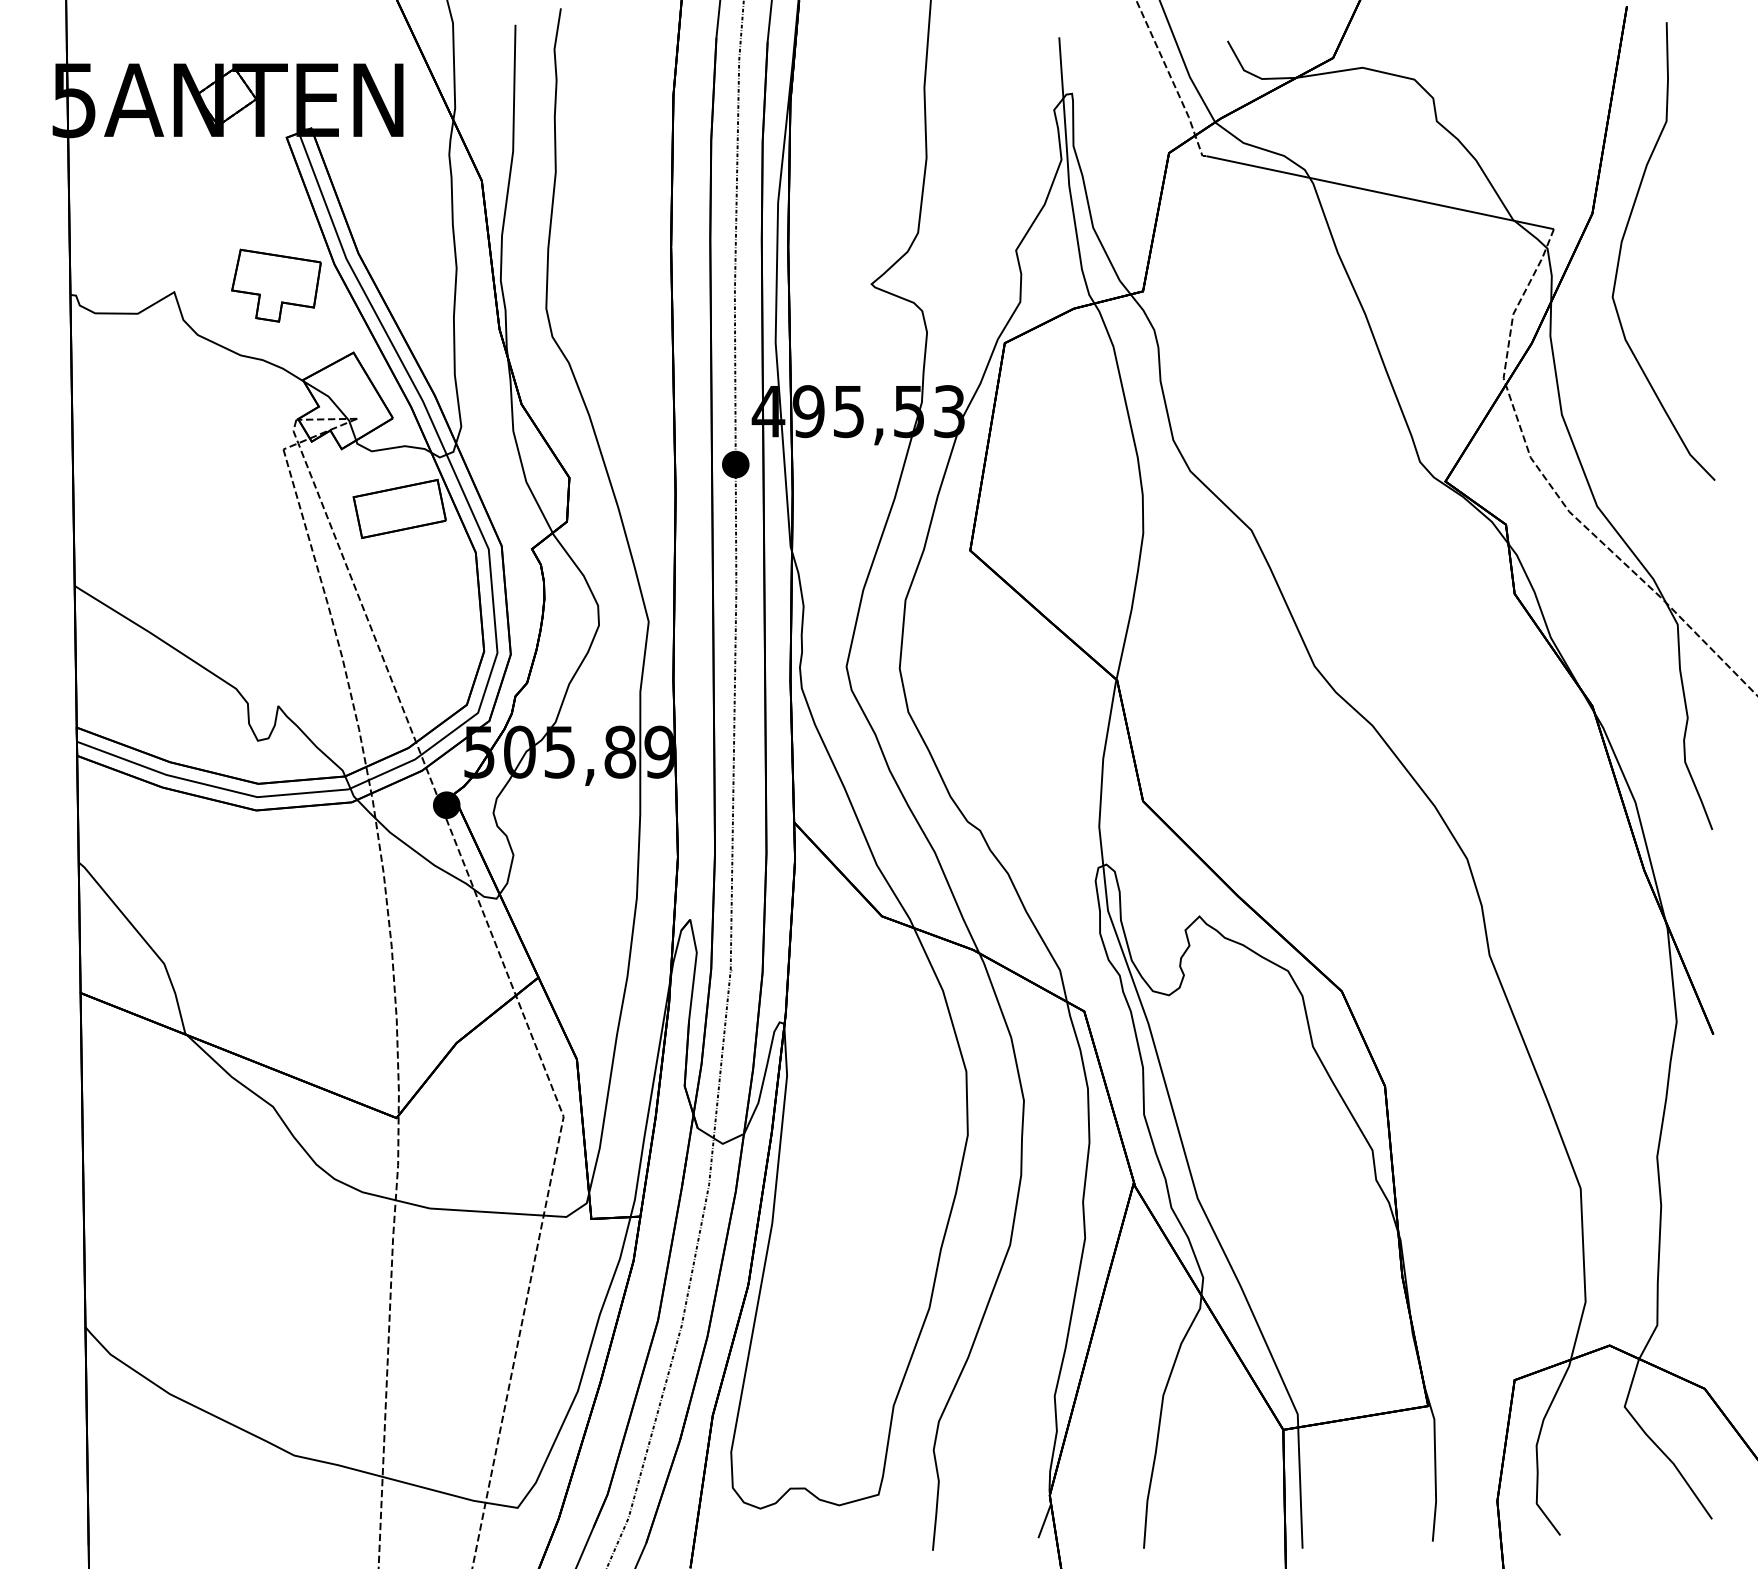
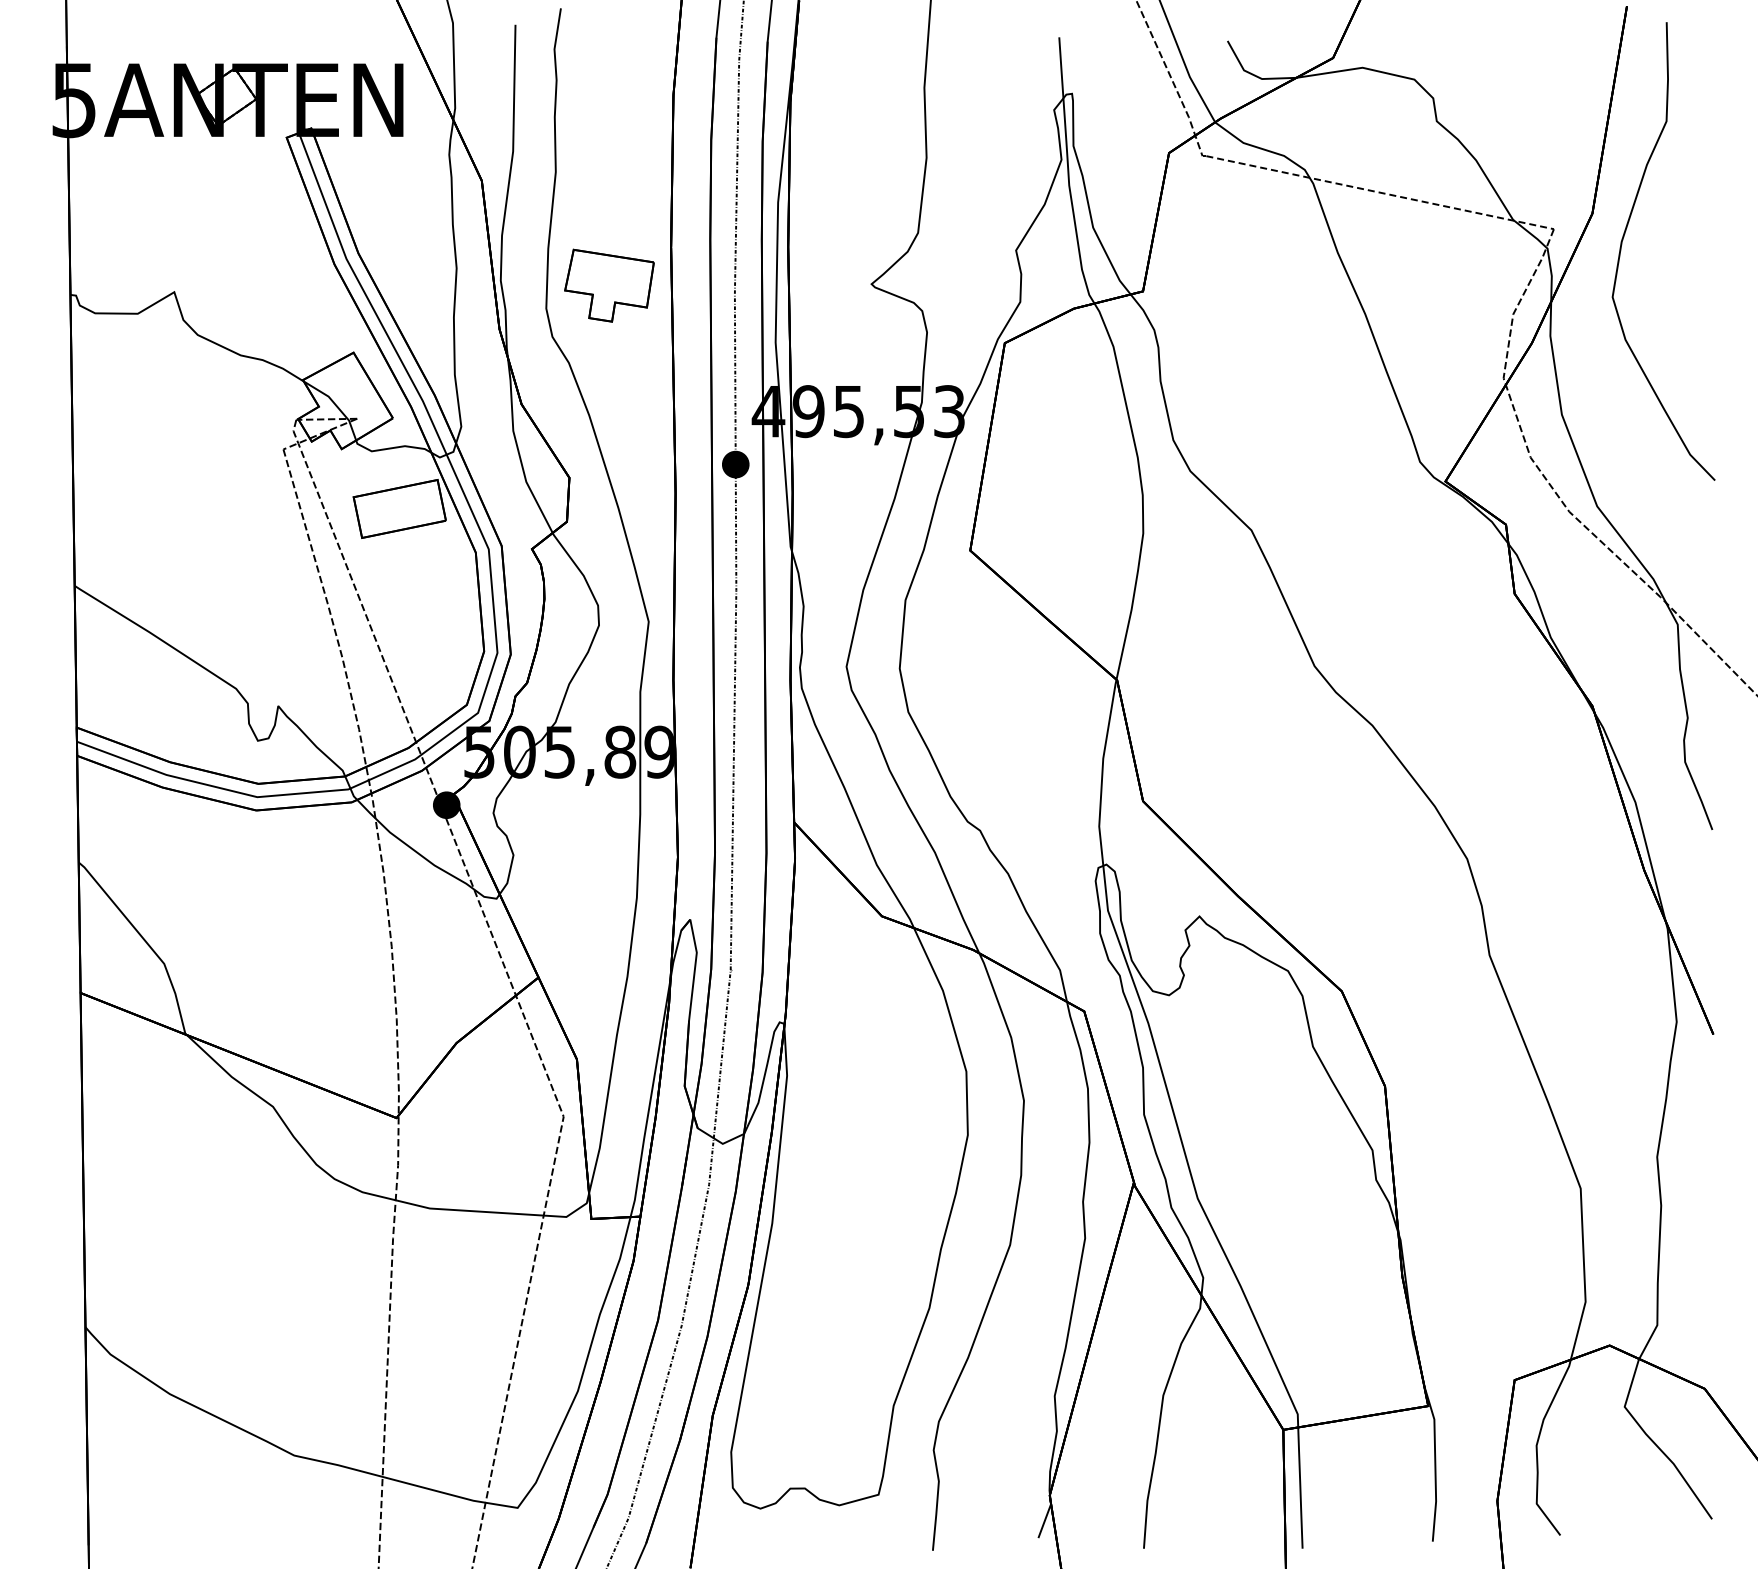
line: solid -> dashed (1380, 192)
part position: (276, 285) -> (609, 285) (609, 285)
